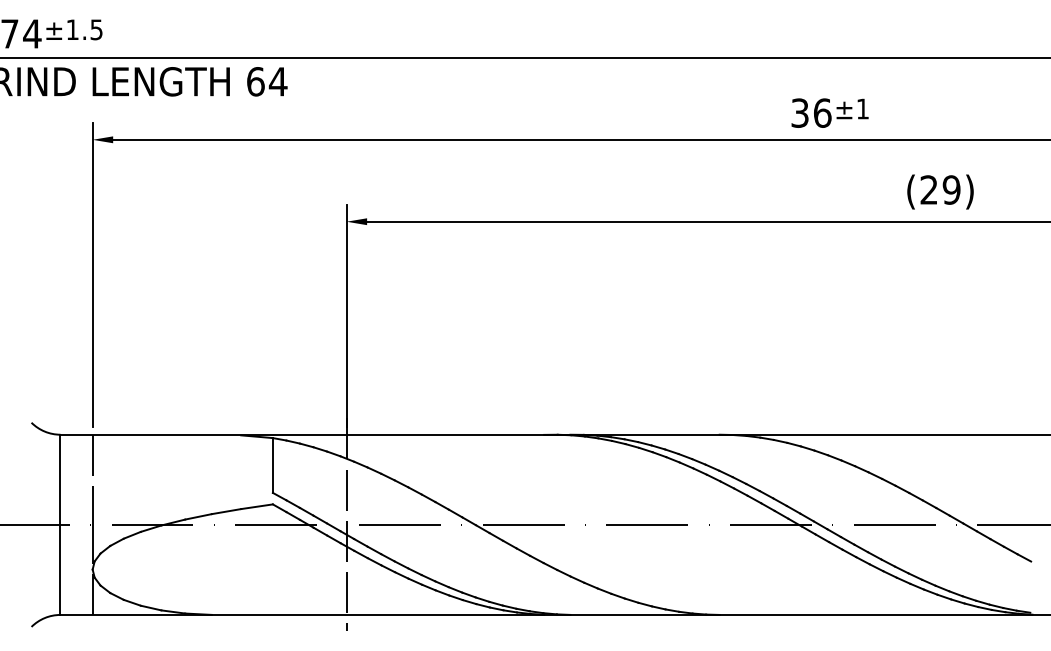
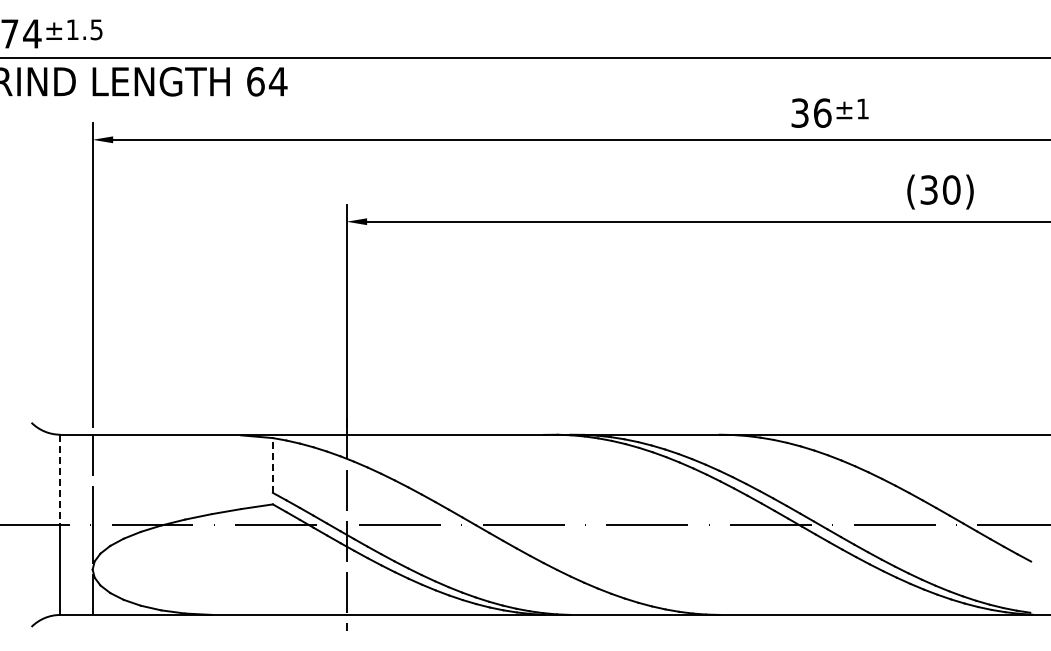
text: (29) -> (30) (940, 189)
line: solid -> dashed (272, 465)
line: solid -> dashed (60, 480)
